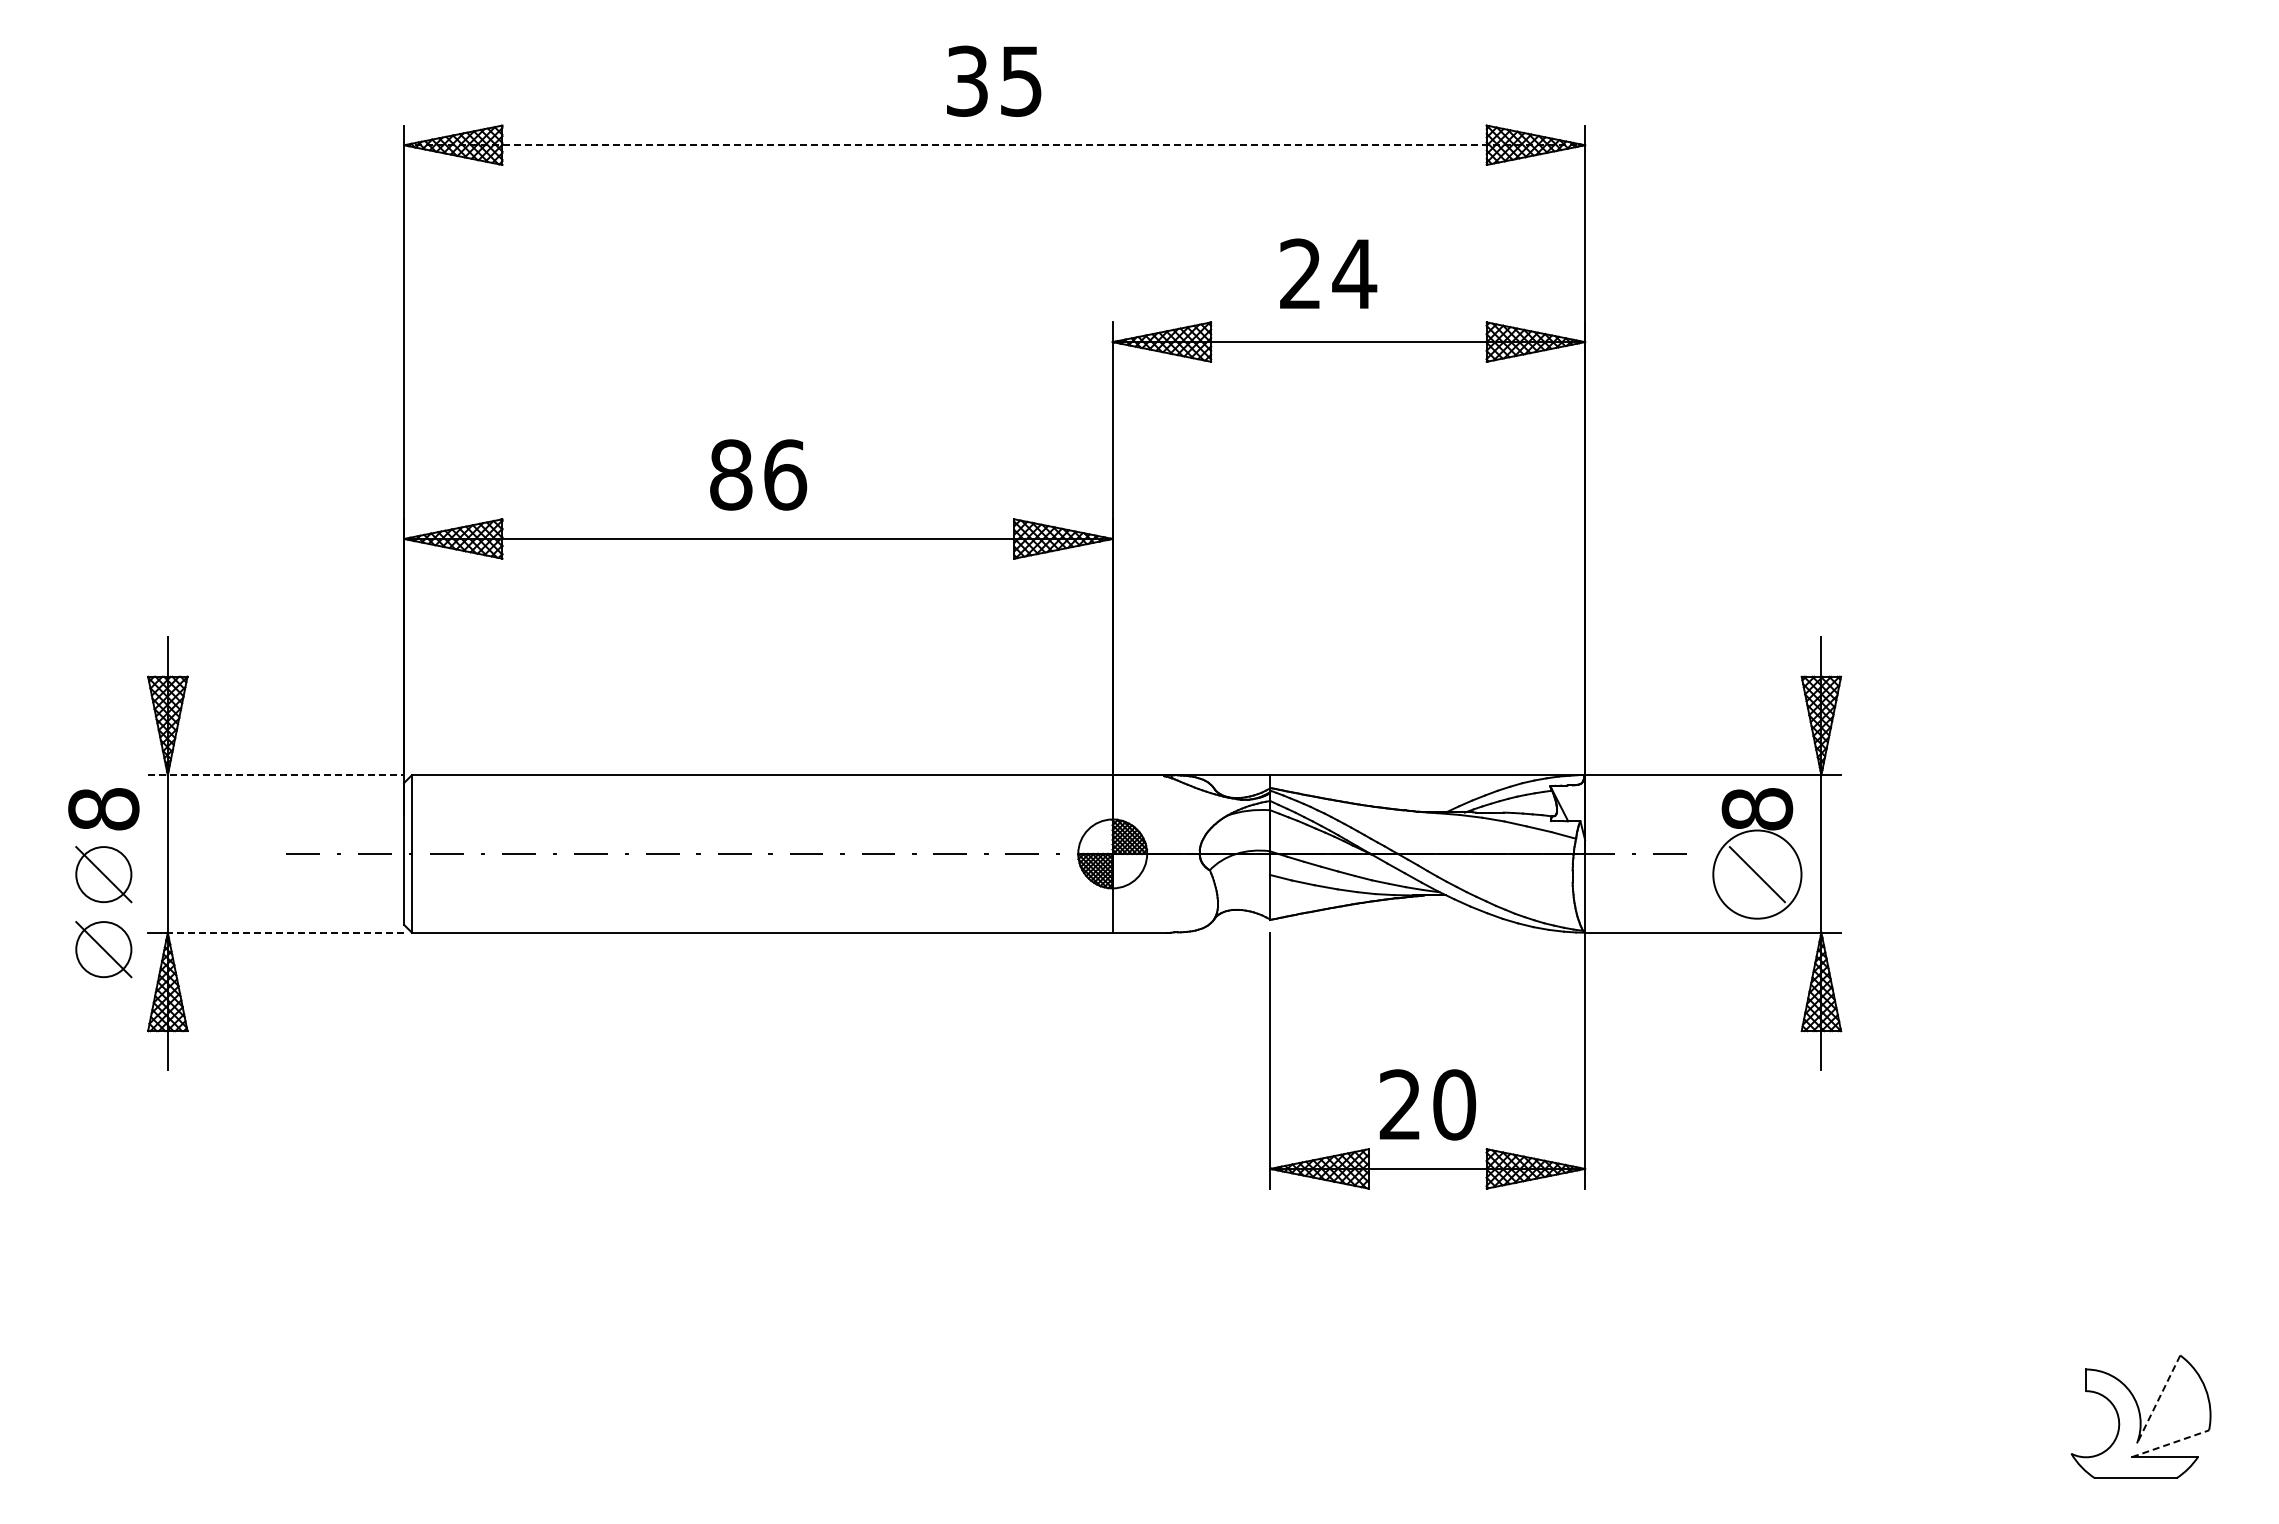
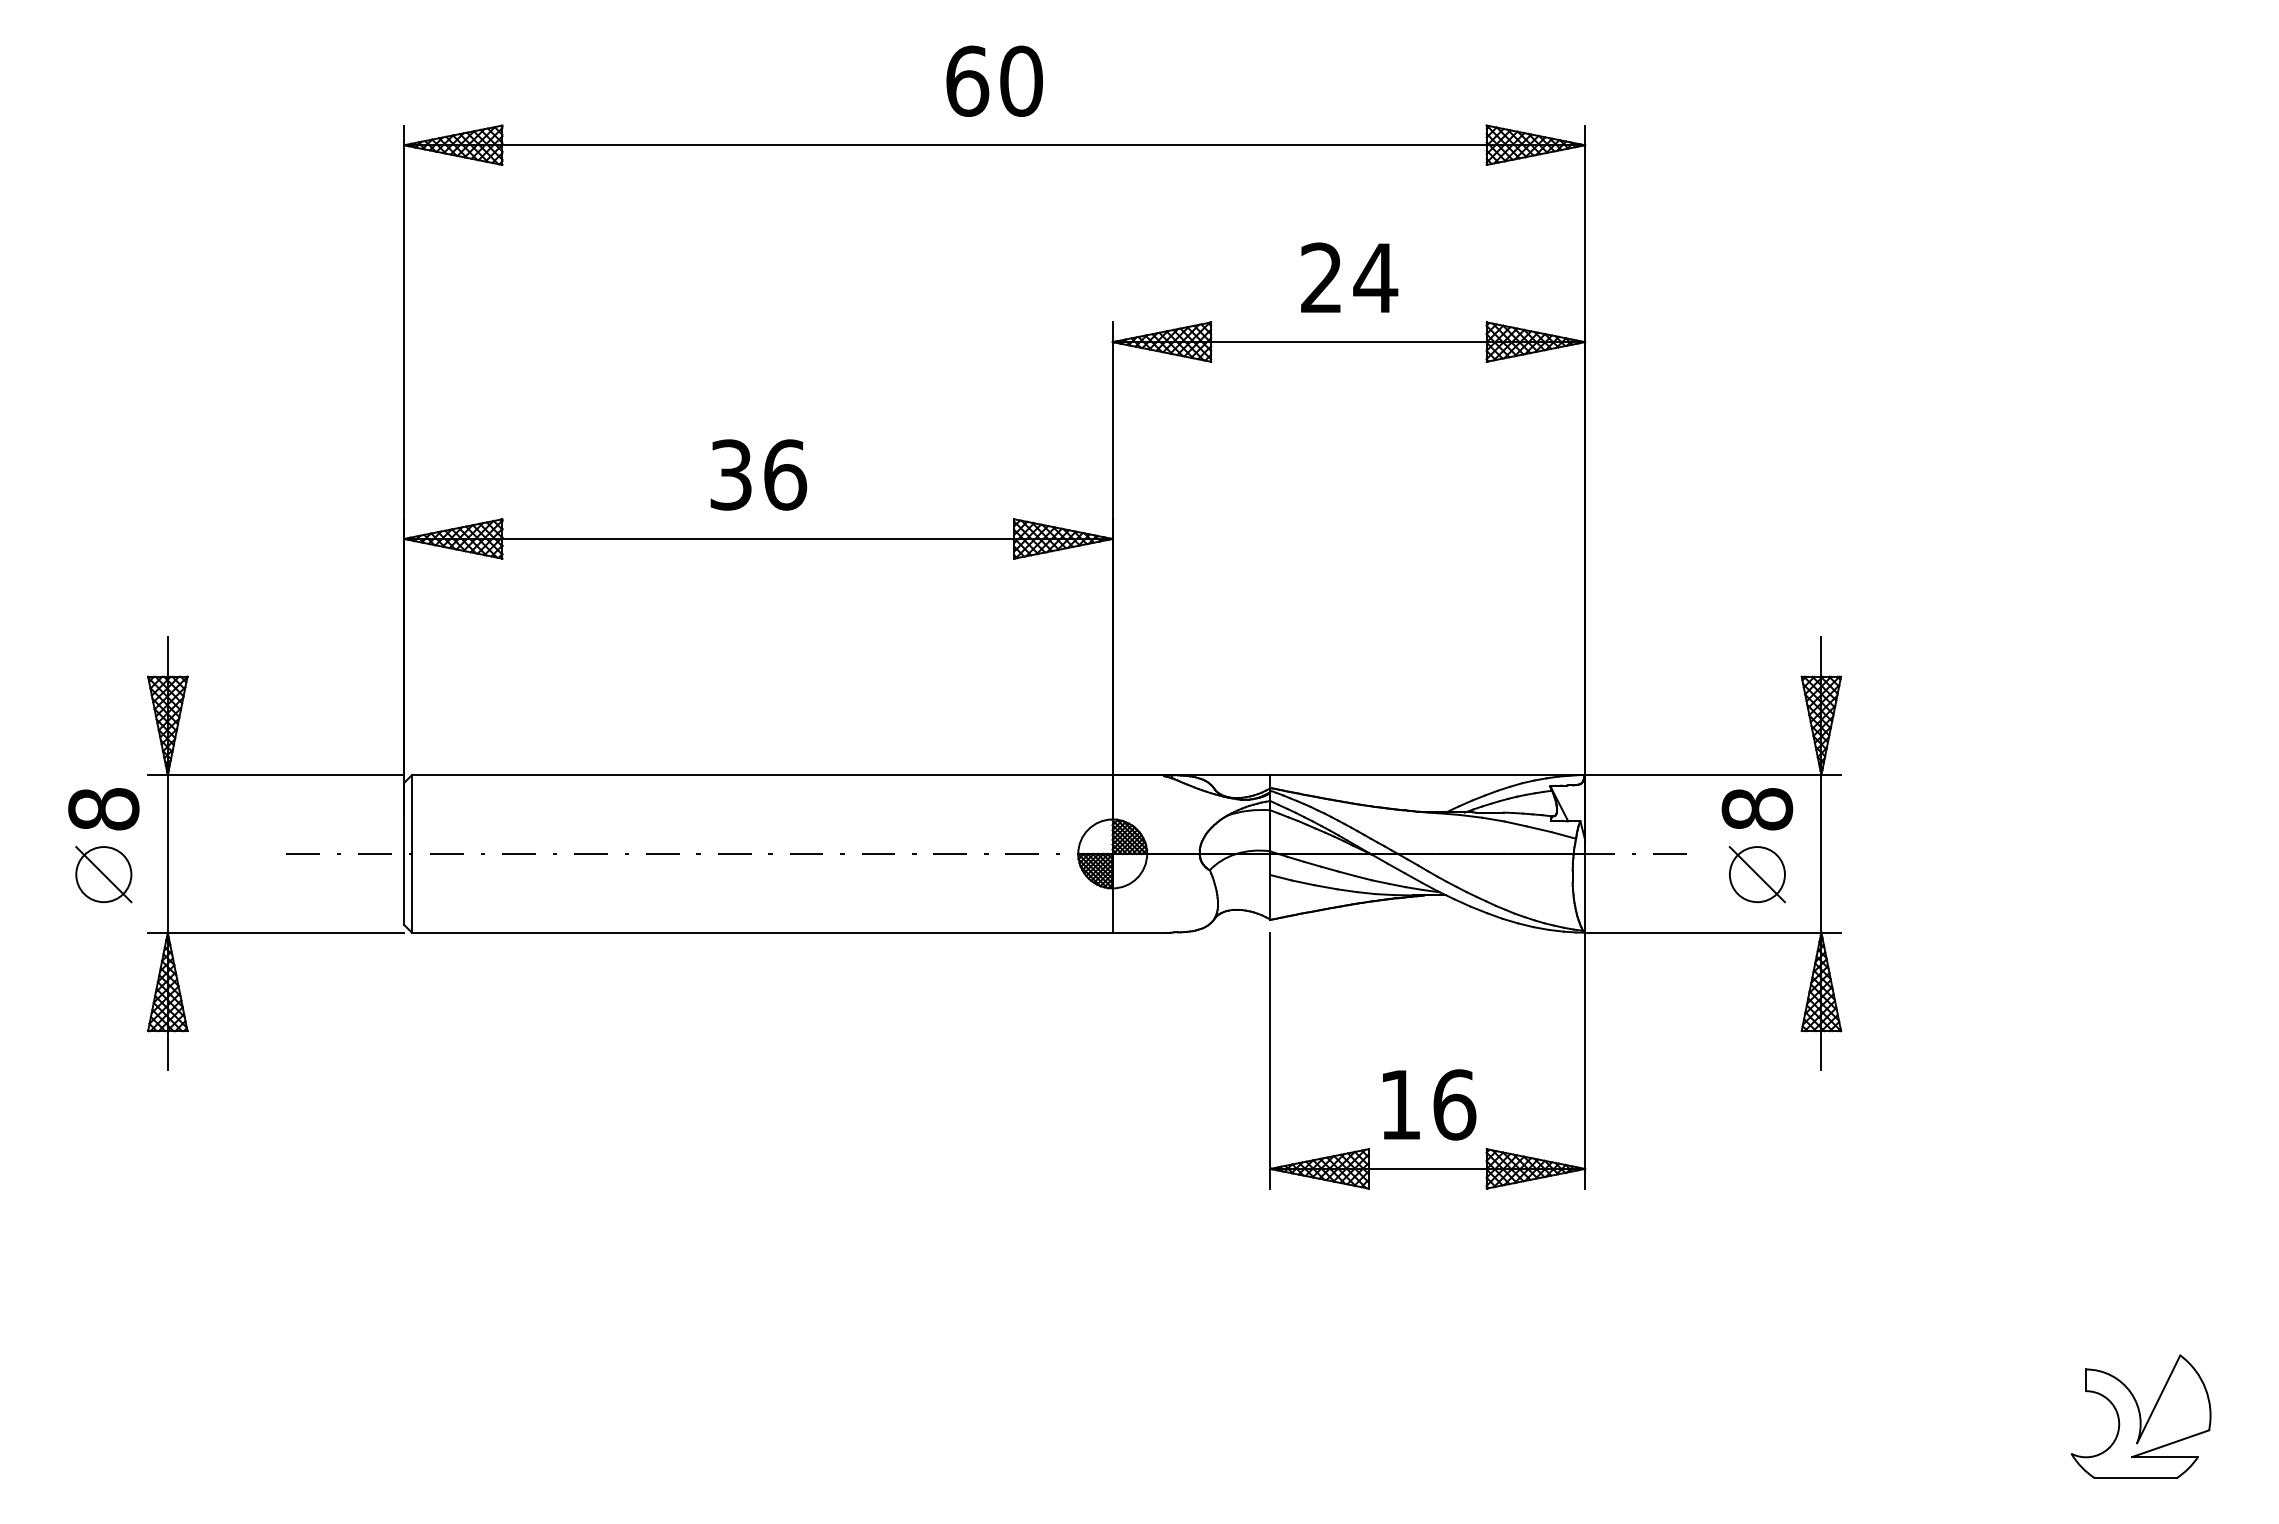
text: 35 -> 60 (994, 80)
line: dashed -> solid (994, 145)
text position: (1328, 273) -> (1349, 277) (1349, 277)
text: 86 -> 36 (731, 474)
line: dashed -> solid (276, 775)
circle diameter: 88 px -> 55 px (1756, 874)
line: dashed -> solid (285, 932)
part: present -> none (103, 949)
text: 20 -> 16 (1427, 1104)
line: dashed -> solid (2158, 1399)
line: dashed -> solid (2170, 1443)
